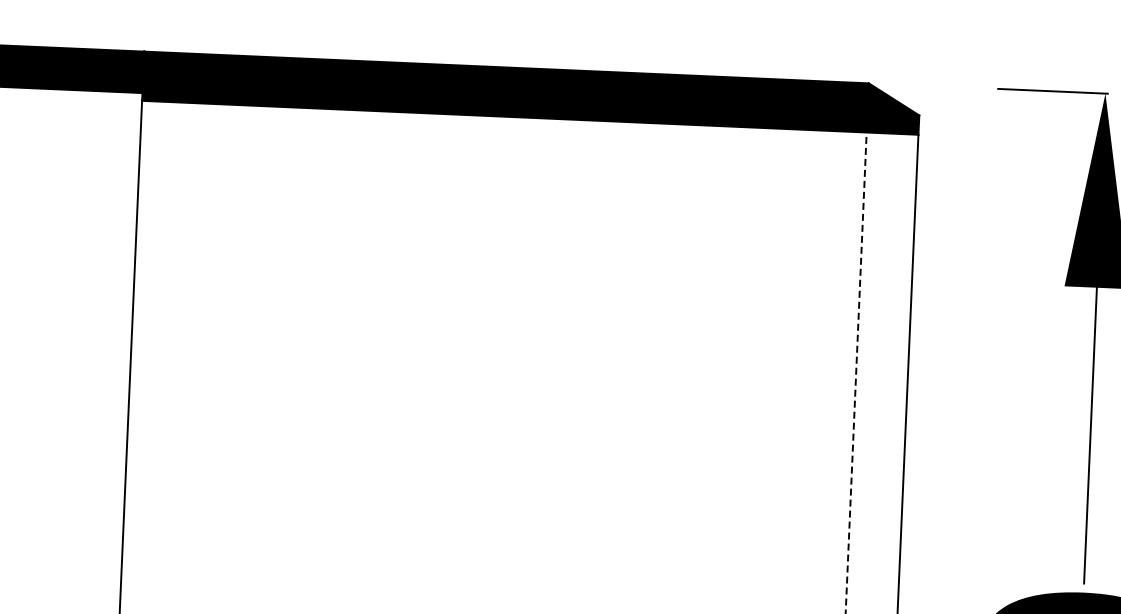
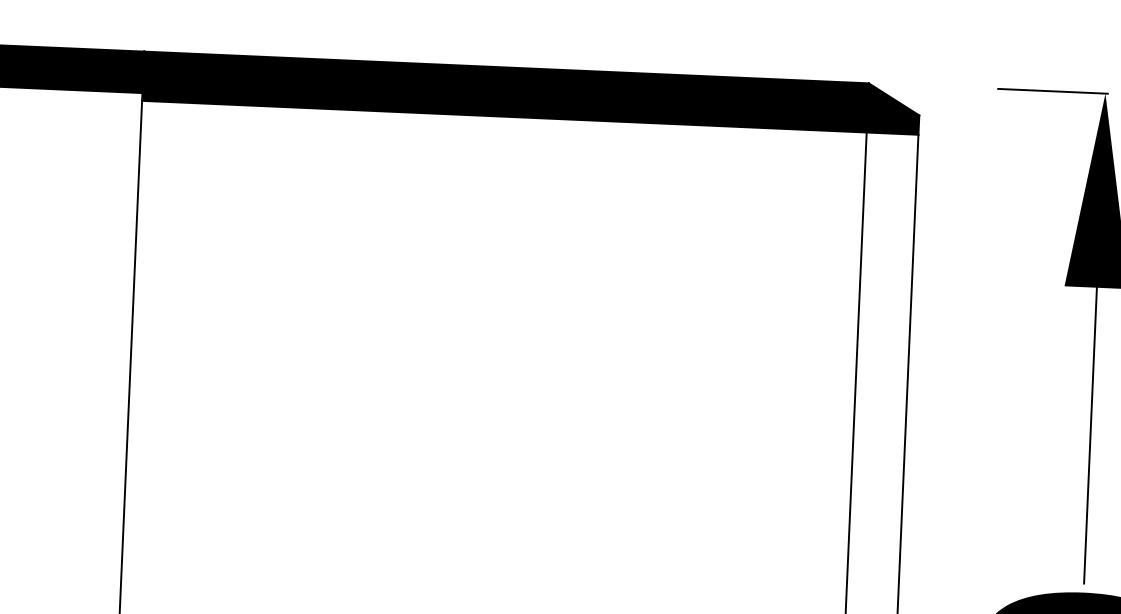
line: dashed -> solid (857, 348)
